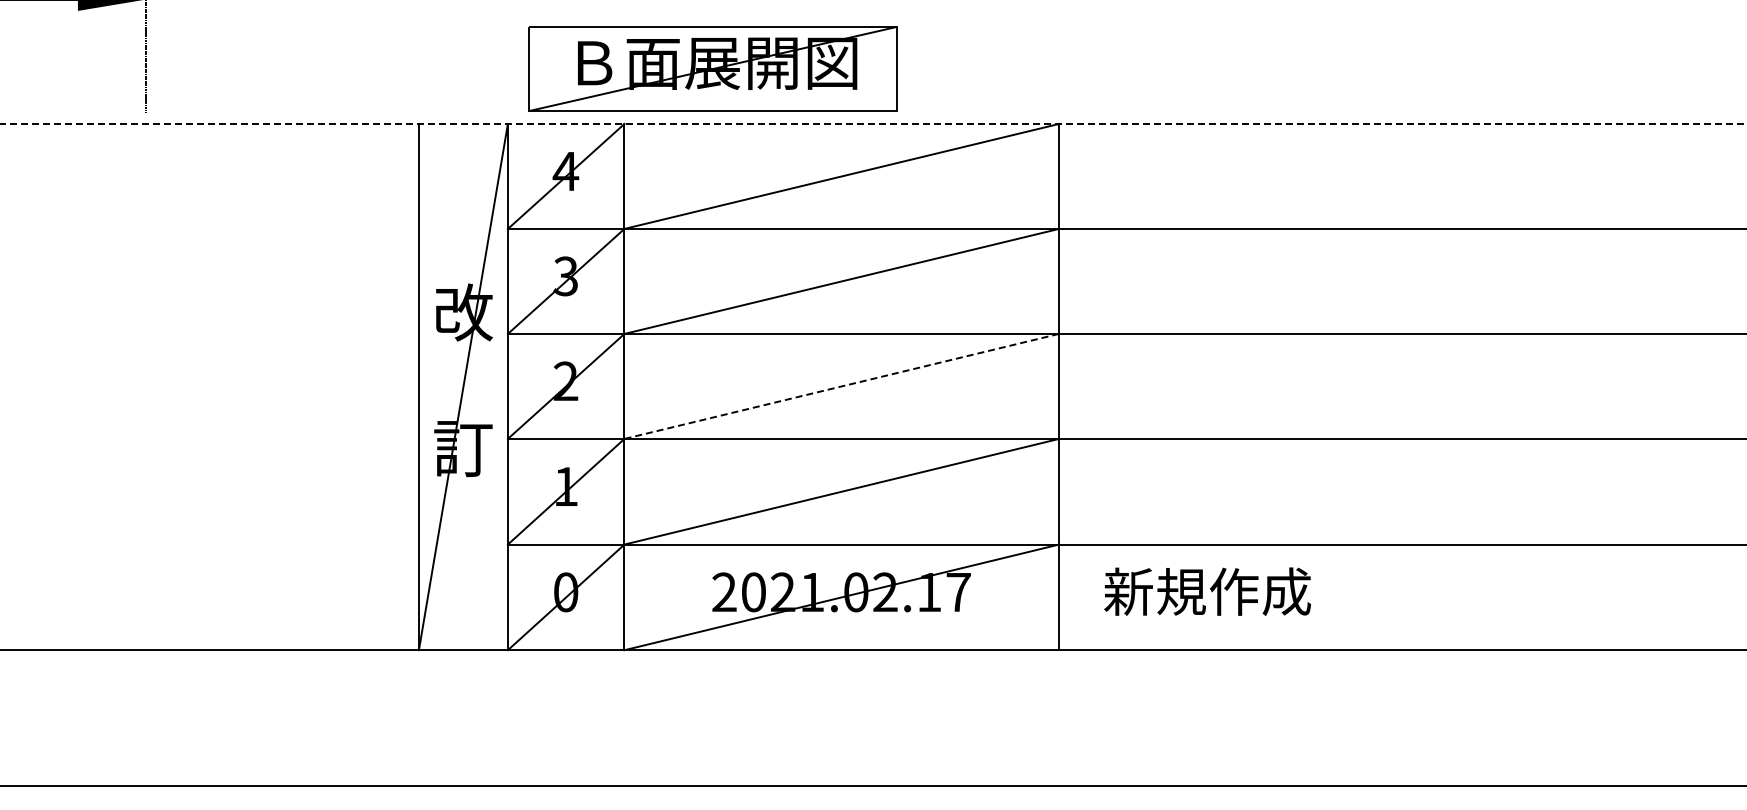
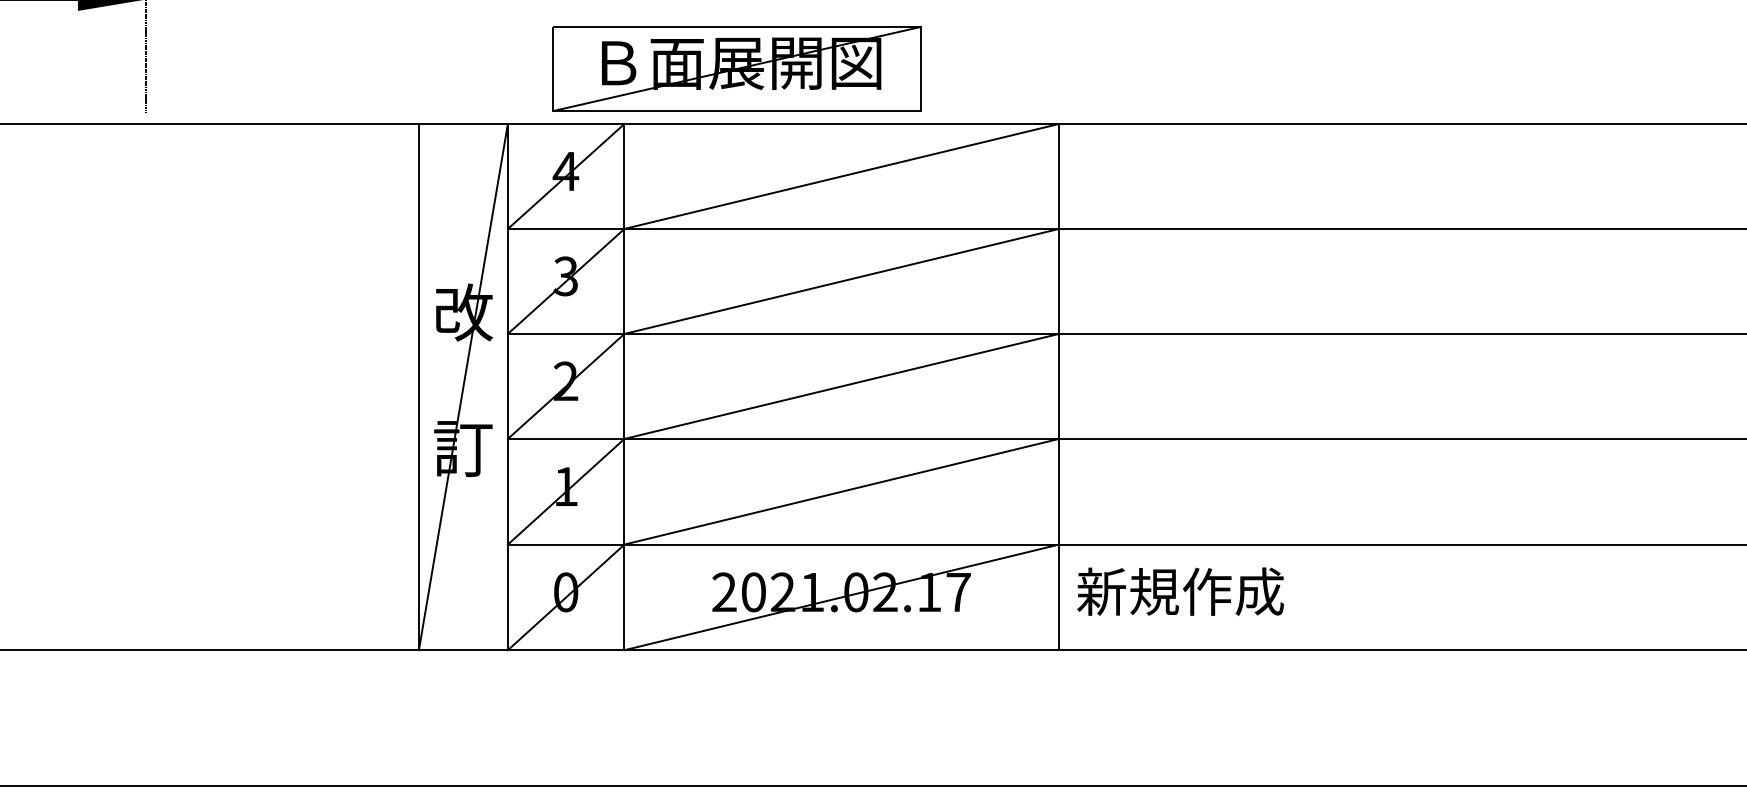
part position: (712, 68) -> (736, 68) (736, 68)
line: dashed -> solid (872, 123)
line: dashed -> solid (841, 386)
text position: (1207, 591) -> (1180, 591) (1180, 591)
